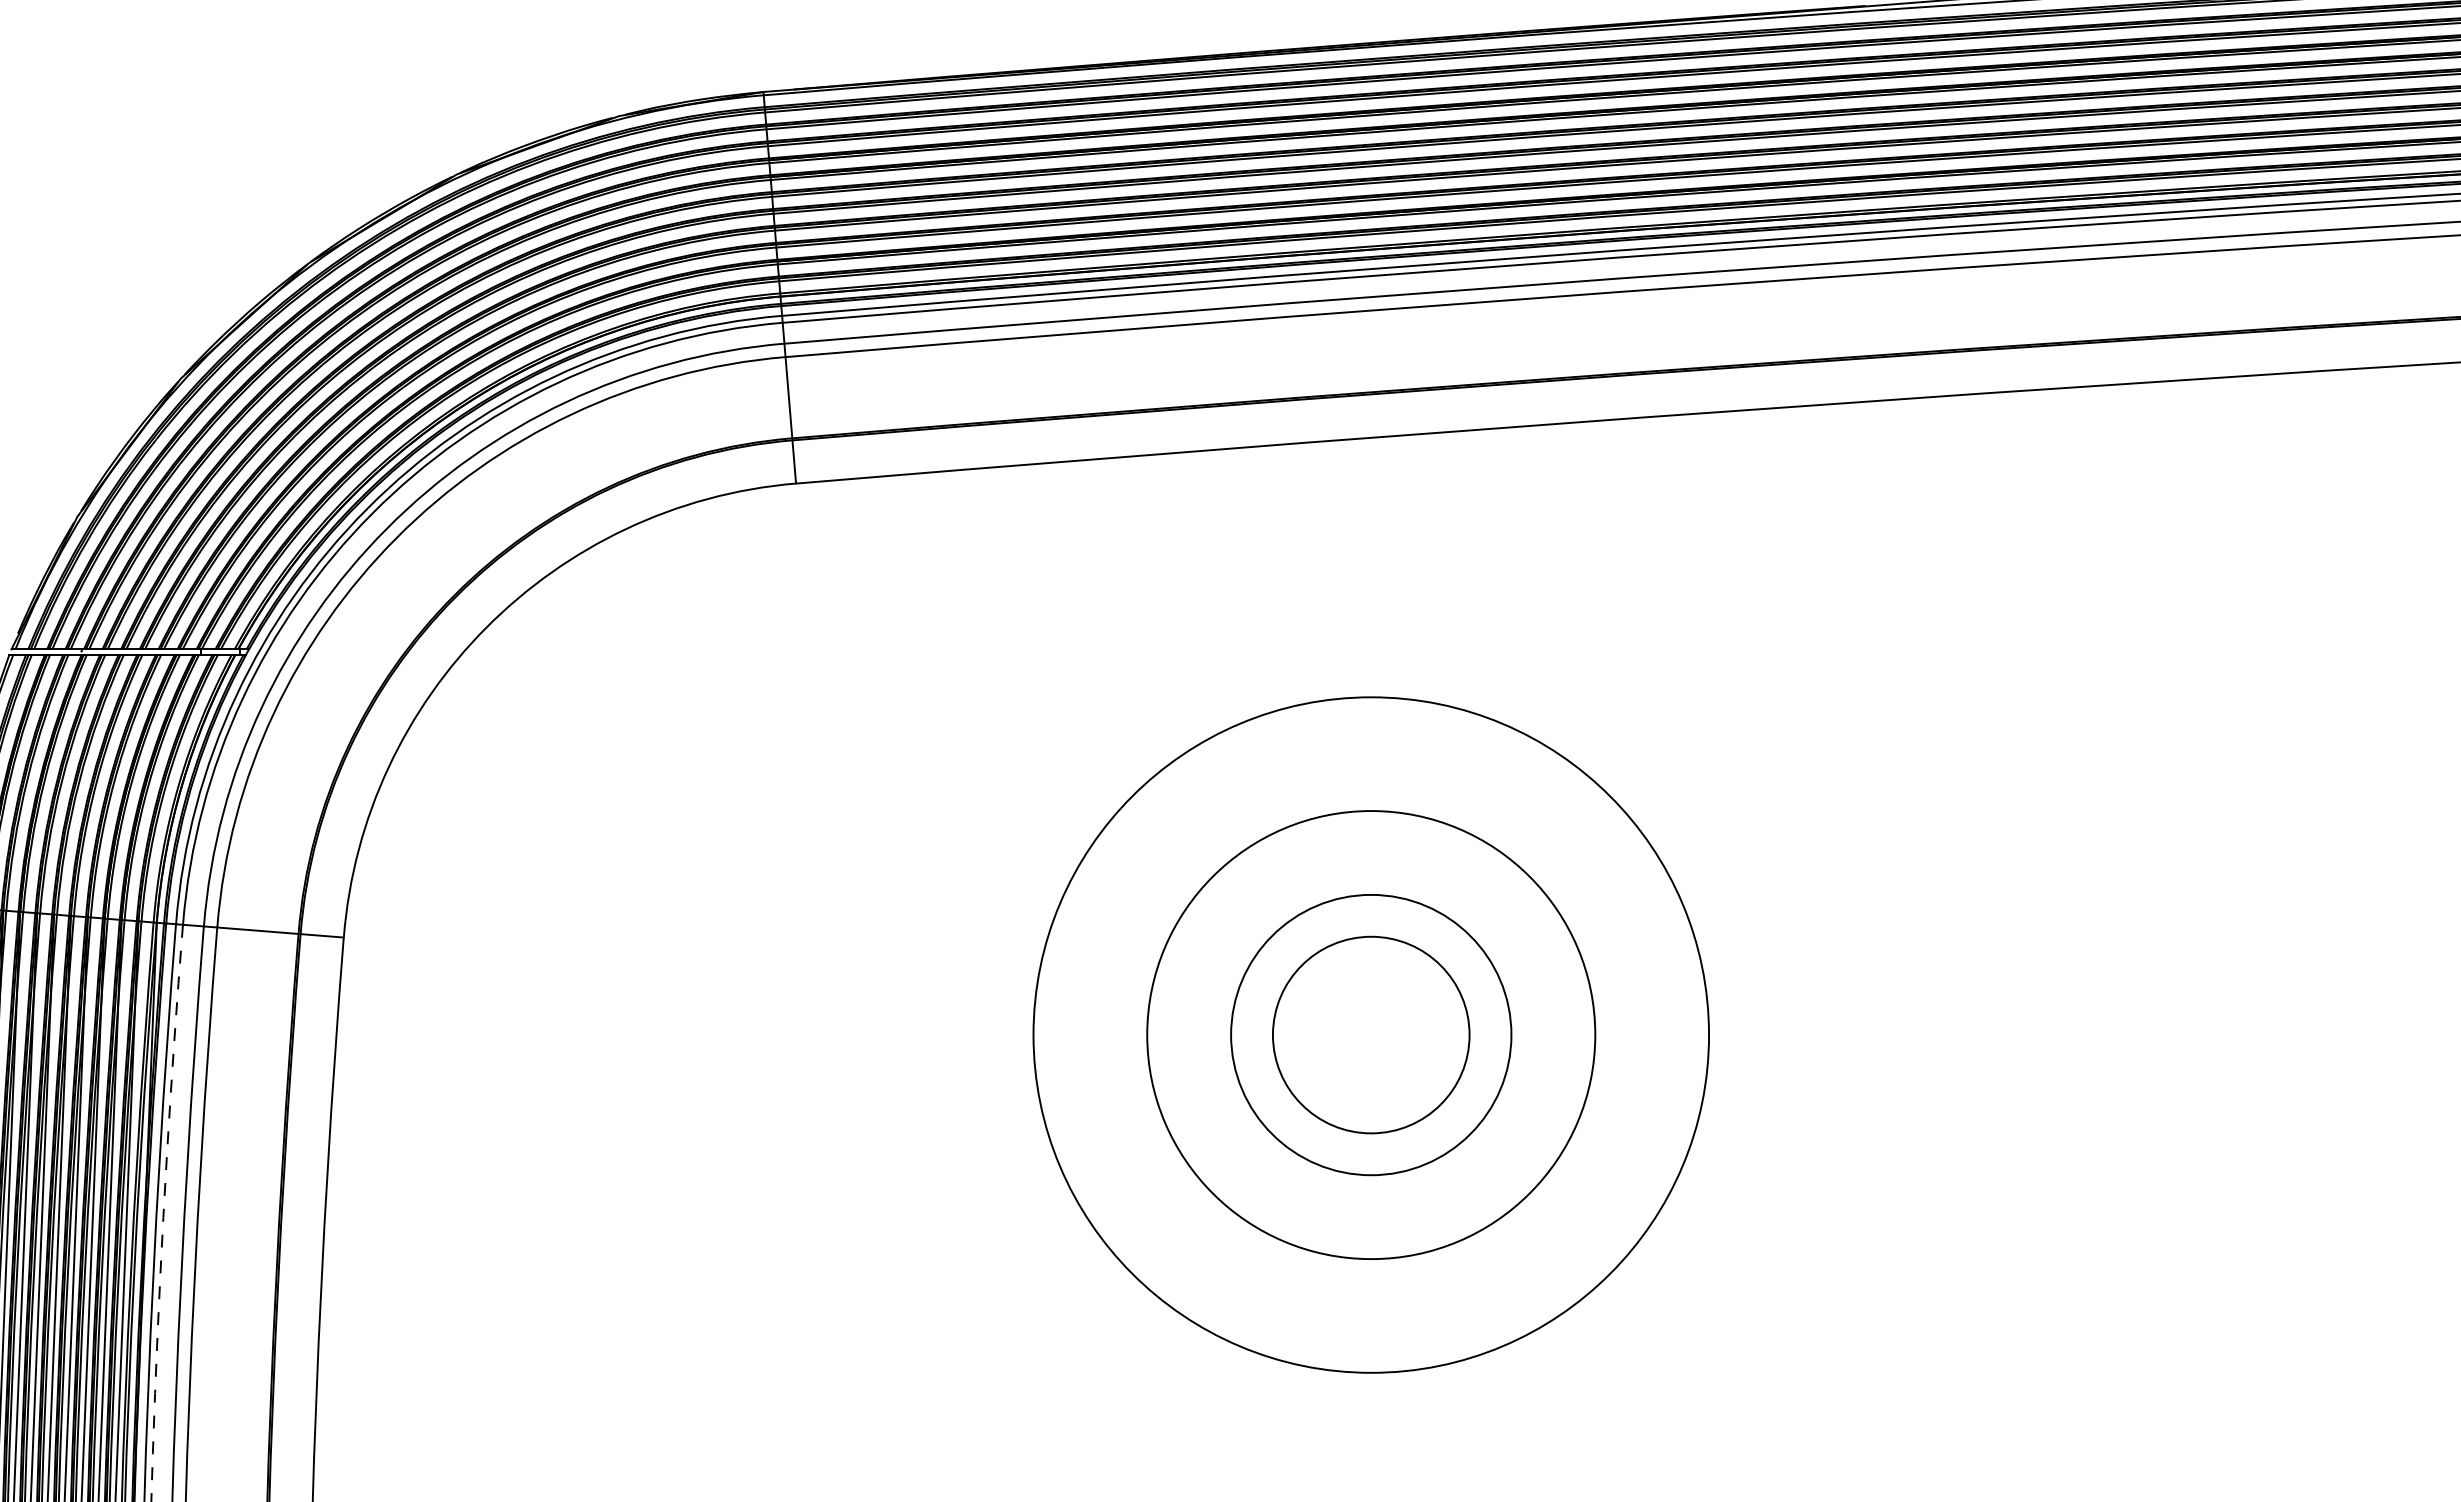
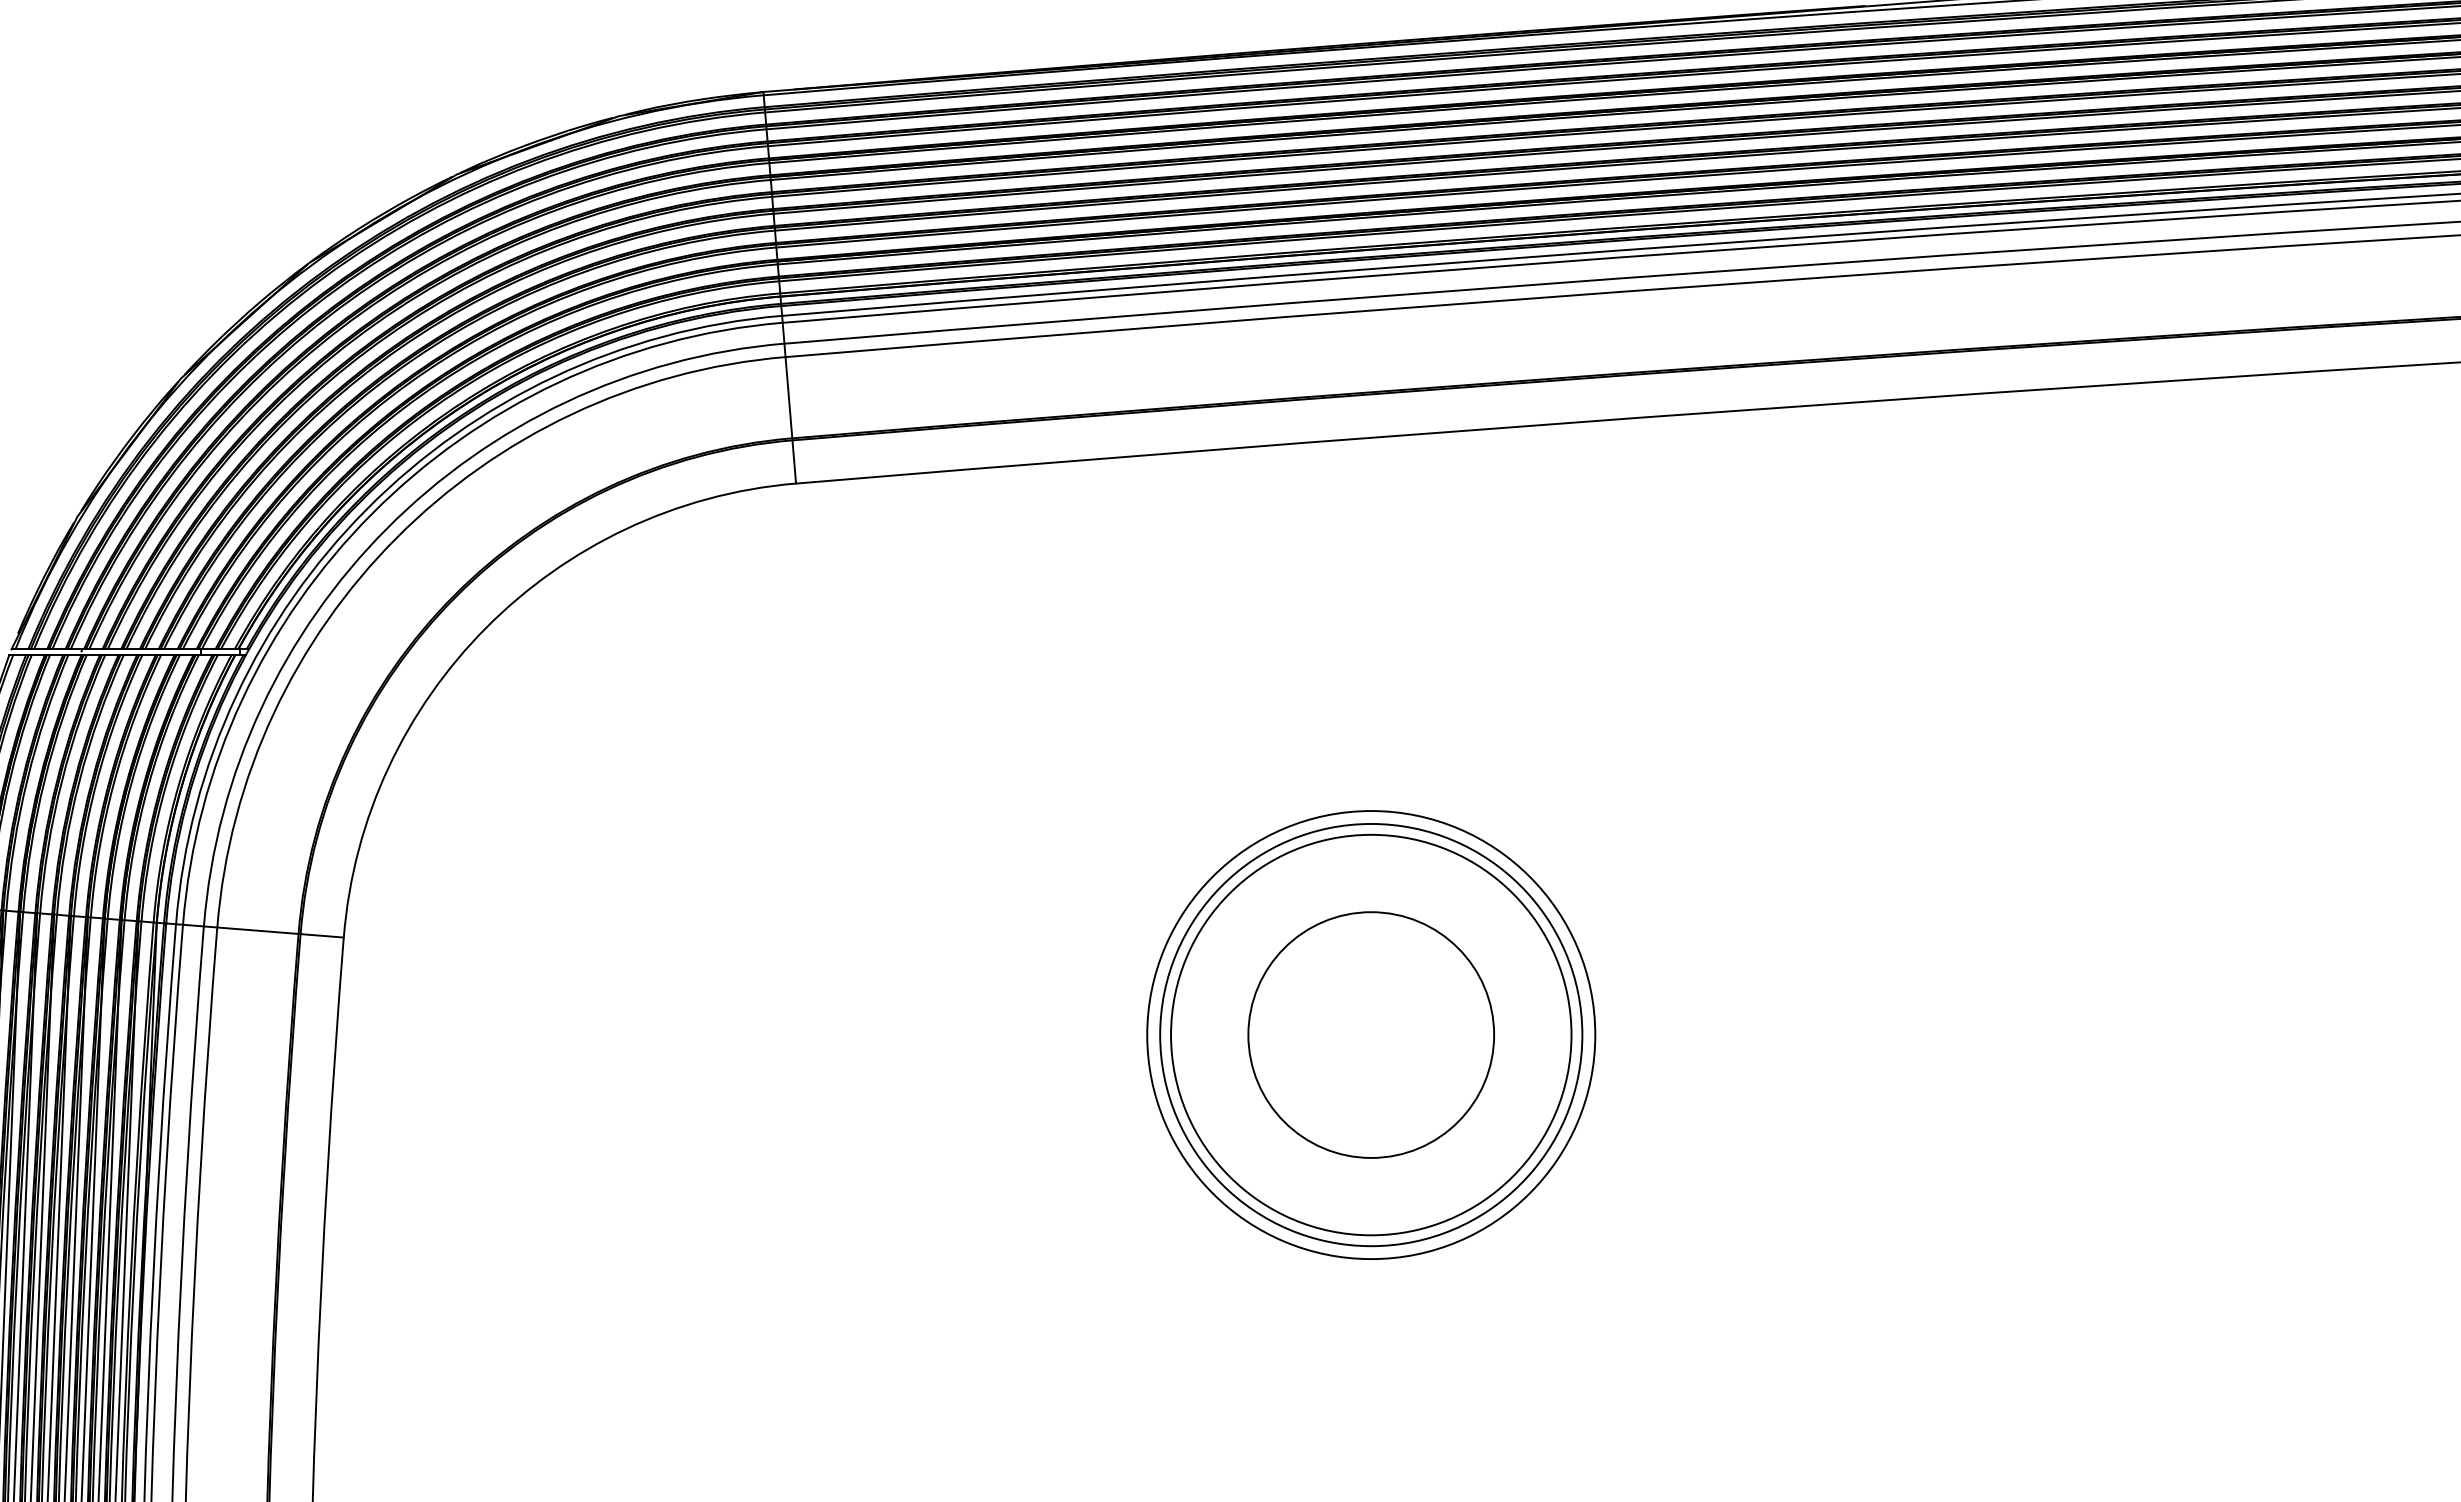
circle diameter: 197 px -> 246 px (1371, 1034)
circle diameter: 280 px -> 400 px (1371, 1034)
circle diameter: 676 px -> 422 px (1371, 1034)
arc: dashed -> solid (163, 1213)
